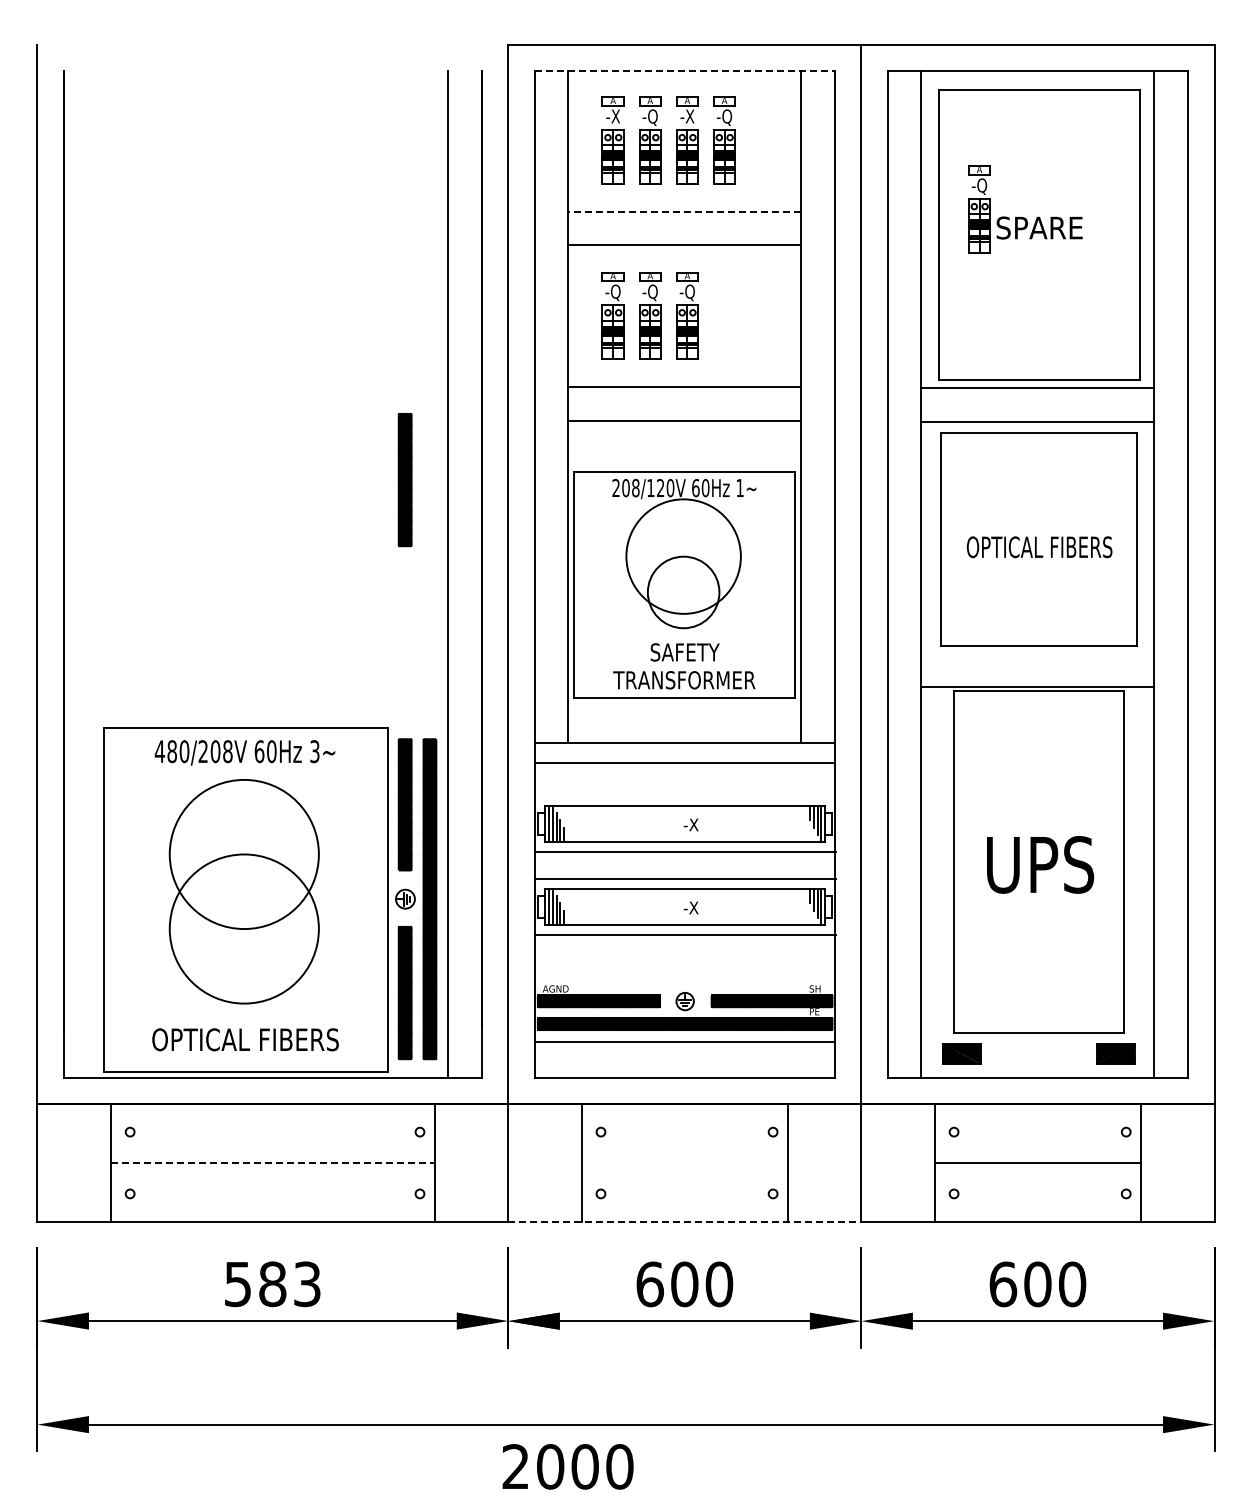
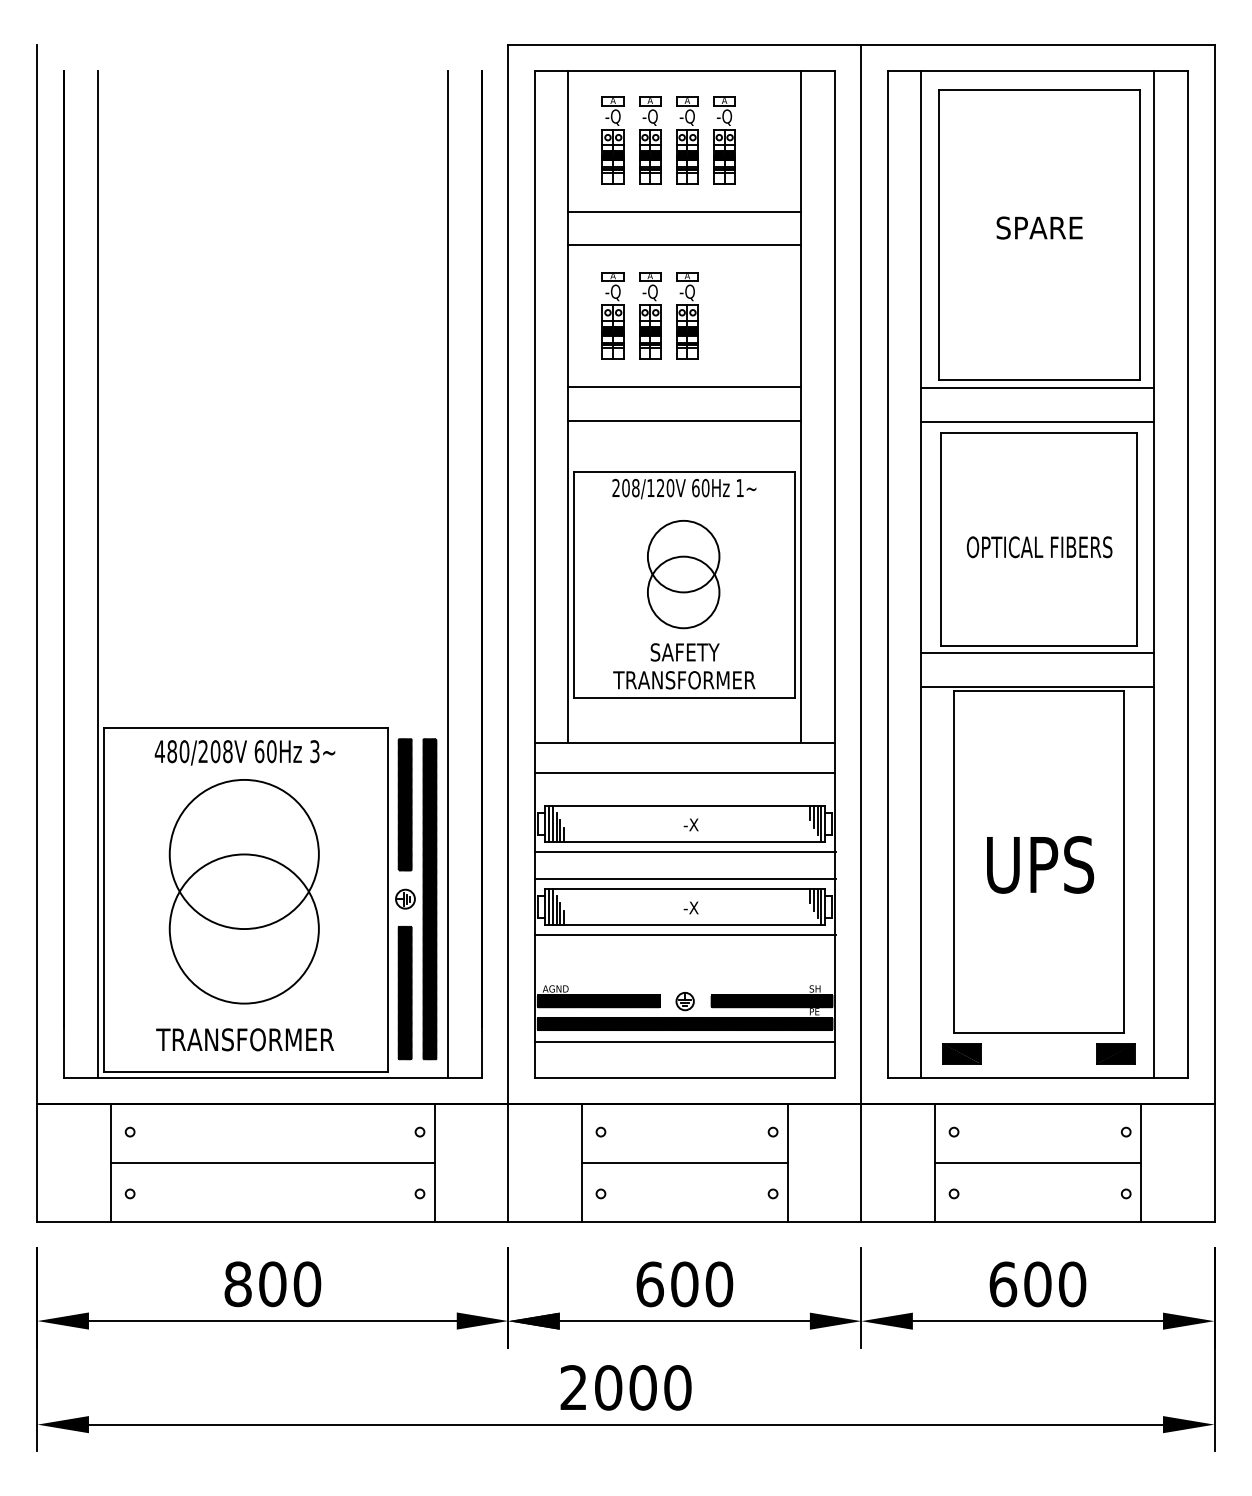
line: dashed -> solid (685, 71)
text: -X -> -Q (612, 117)
text: -X -> -Q (686, 117)
part: present -> none (979, 209)
line: dashed -> solid (684, 211)
part: present -> none (404, 480)
circle diameter: 115 px -> 72 px (683, 556)
line: none -> present (97, 574)
line: none -> present (1037, 653)
line position: (684, 762) -> (684, 772) (684, 772)
text: OPTICAL FIBERS -> TRANSFORMER (245, 1039)
line: dashed -> solid (272, 1163)
line: none -> present (684, 1163)
line: dashed -> solid (684, 1221)
text: 583 -> 800 (272, 1284)
text position: (567, 1466) -> (625, 1387) (625, 1387)
